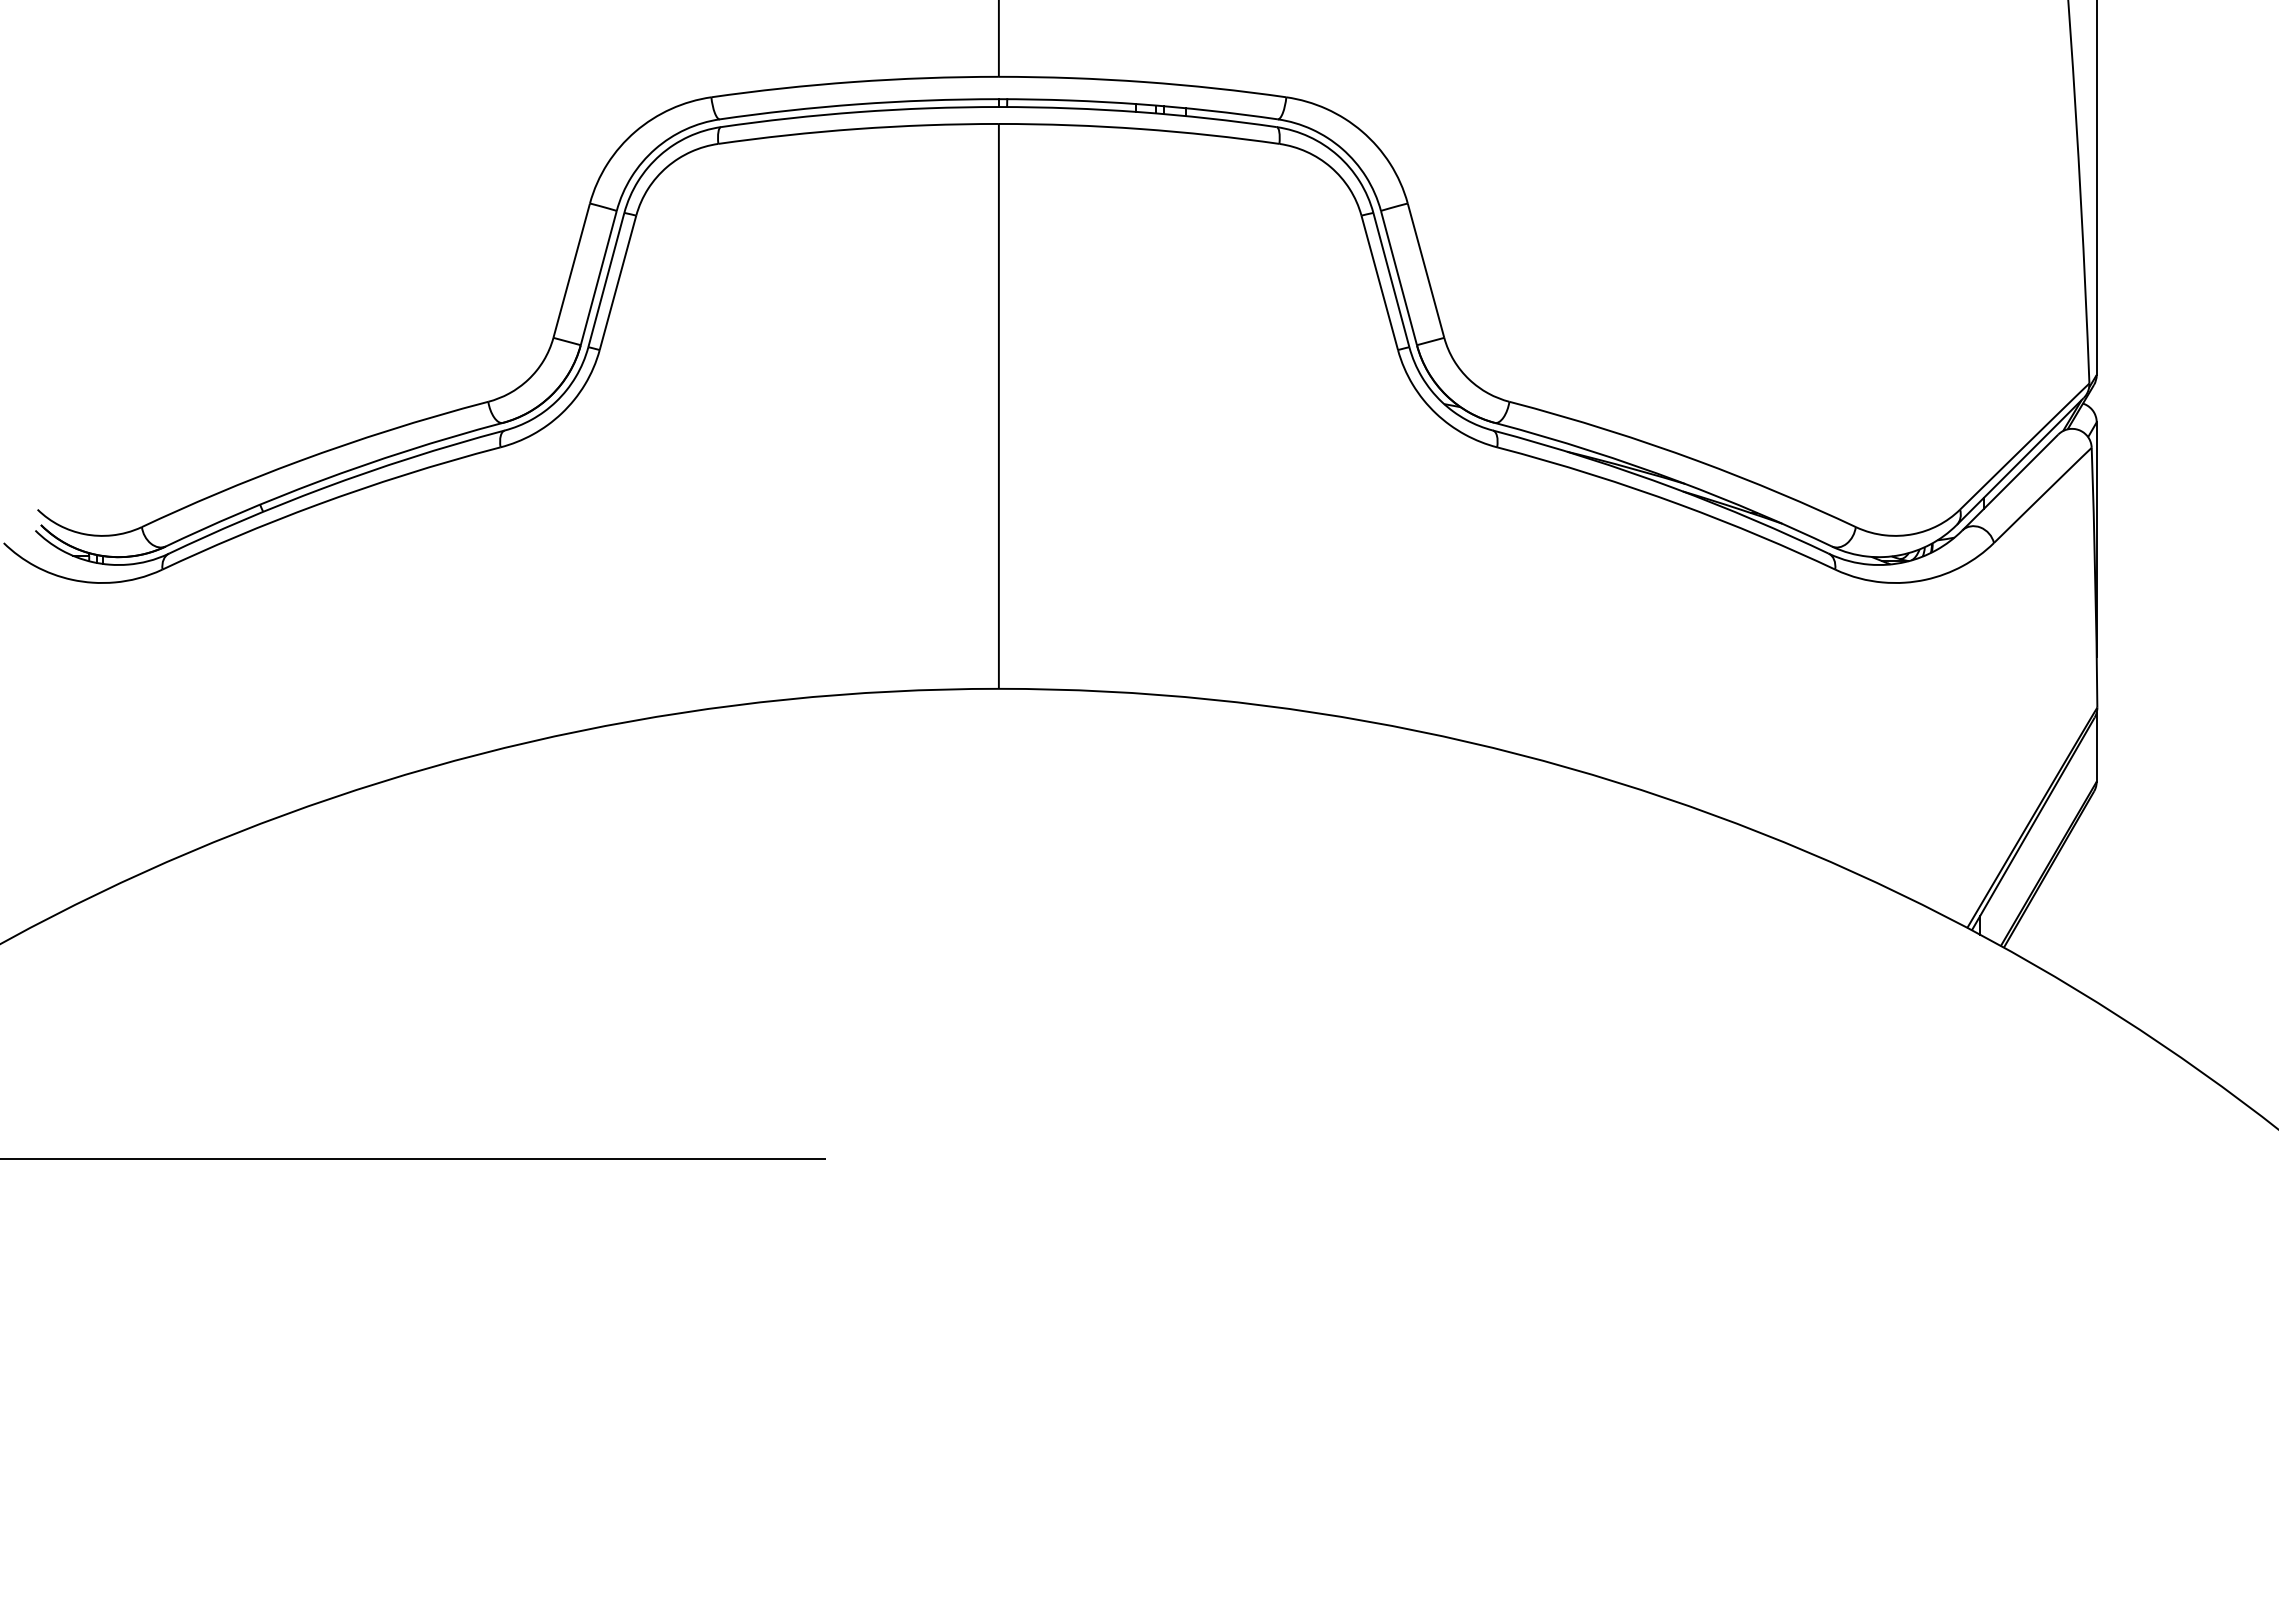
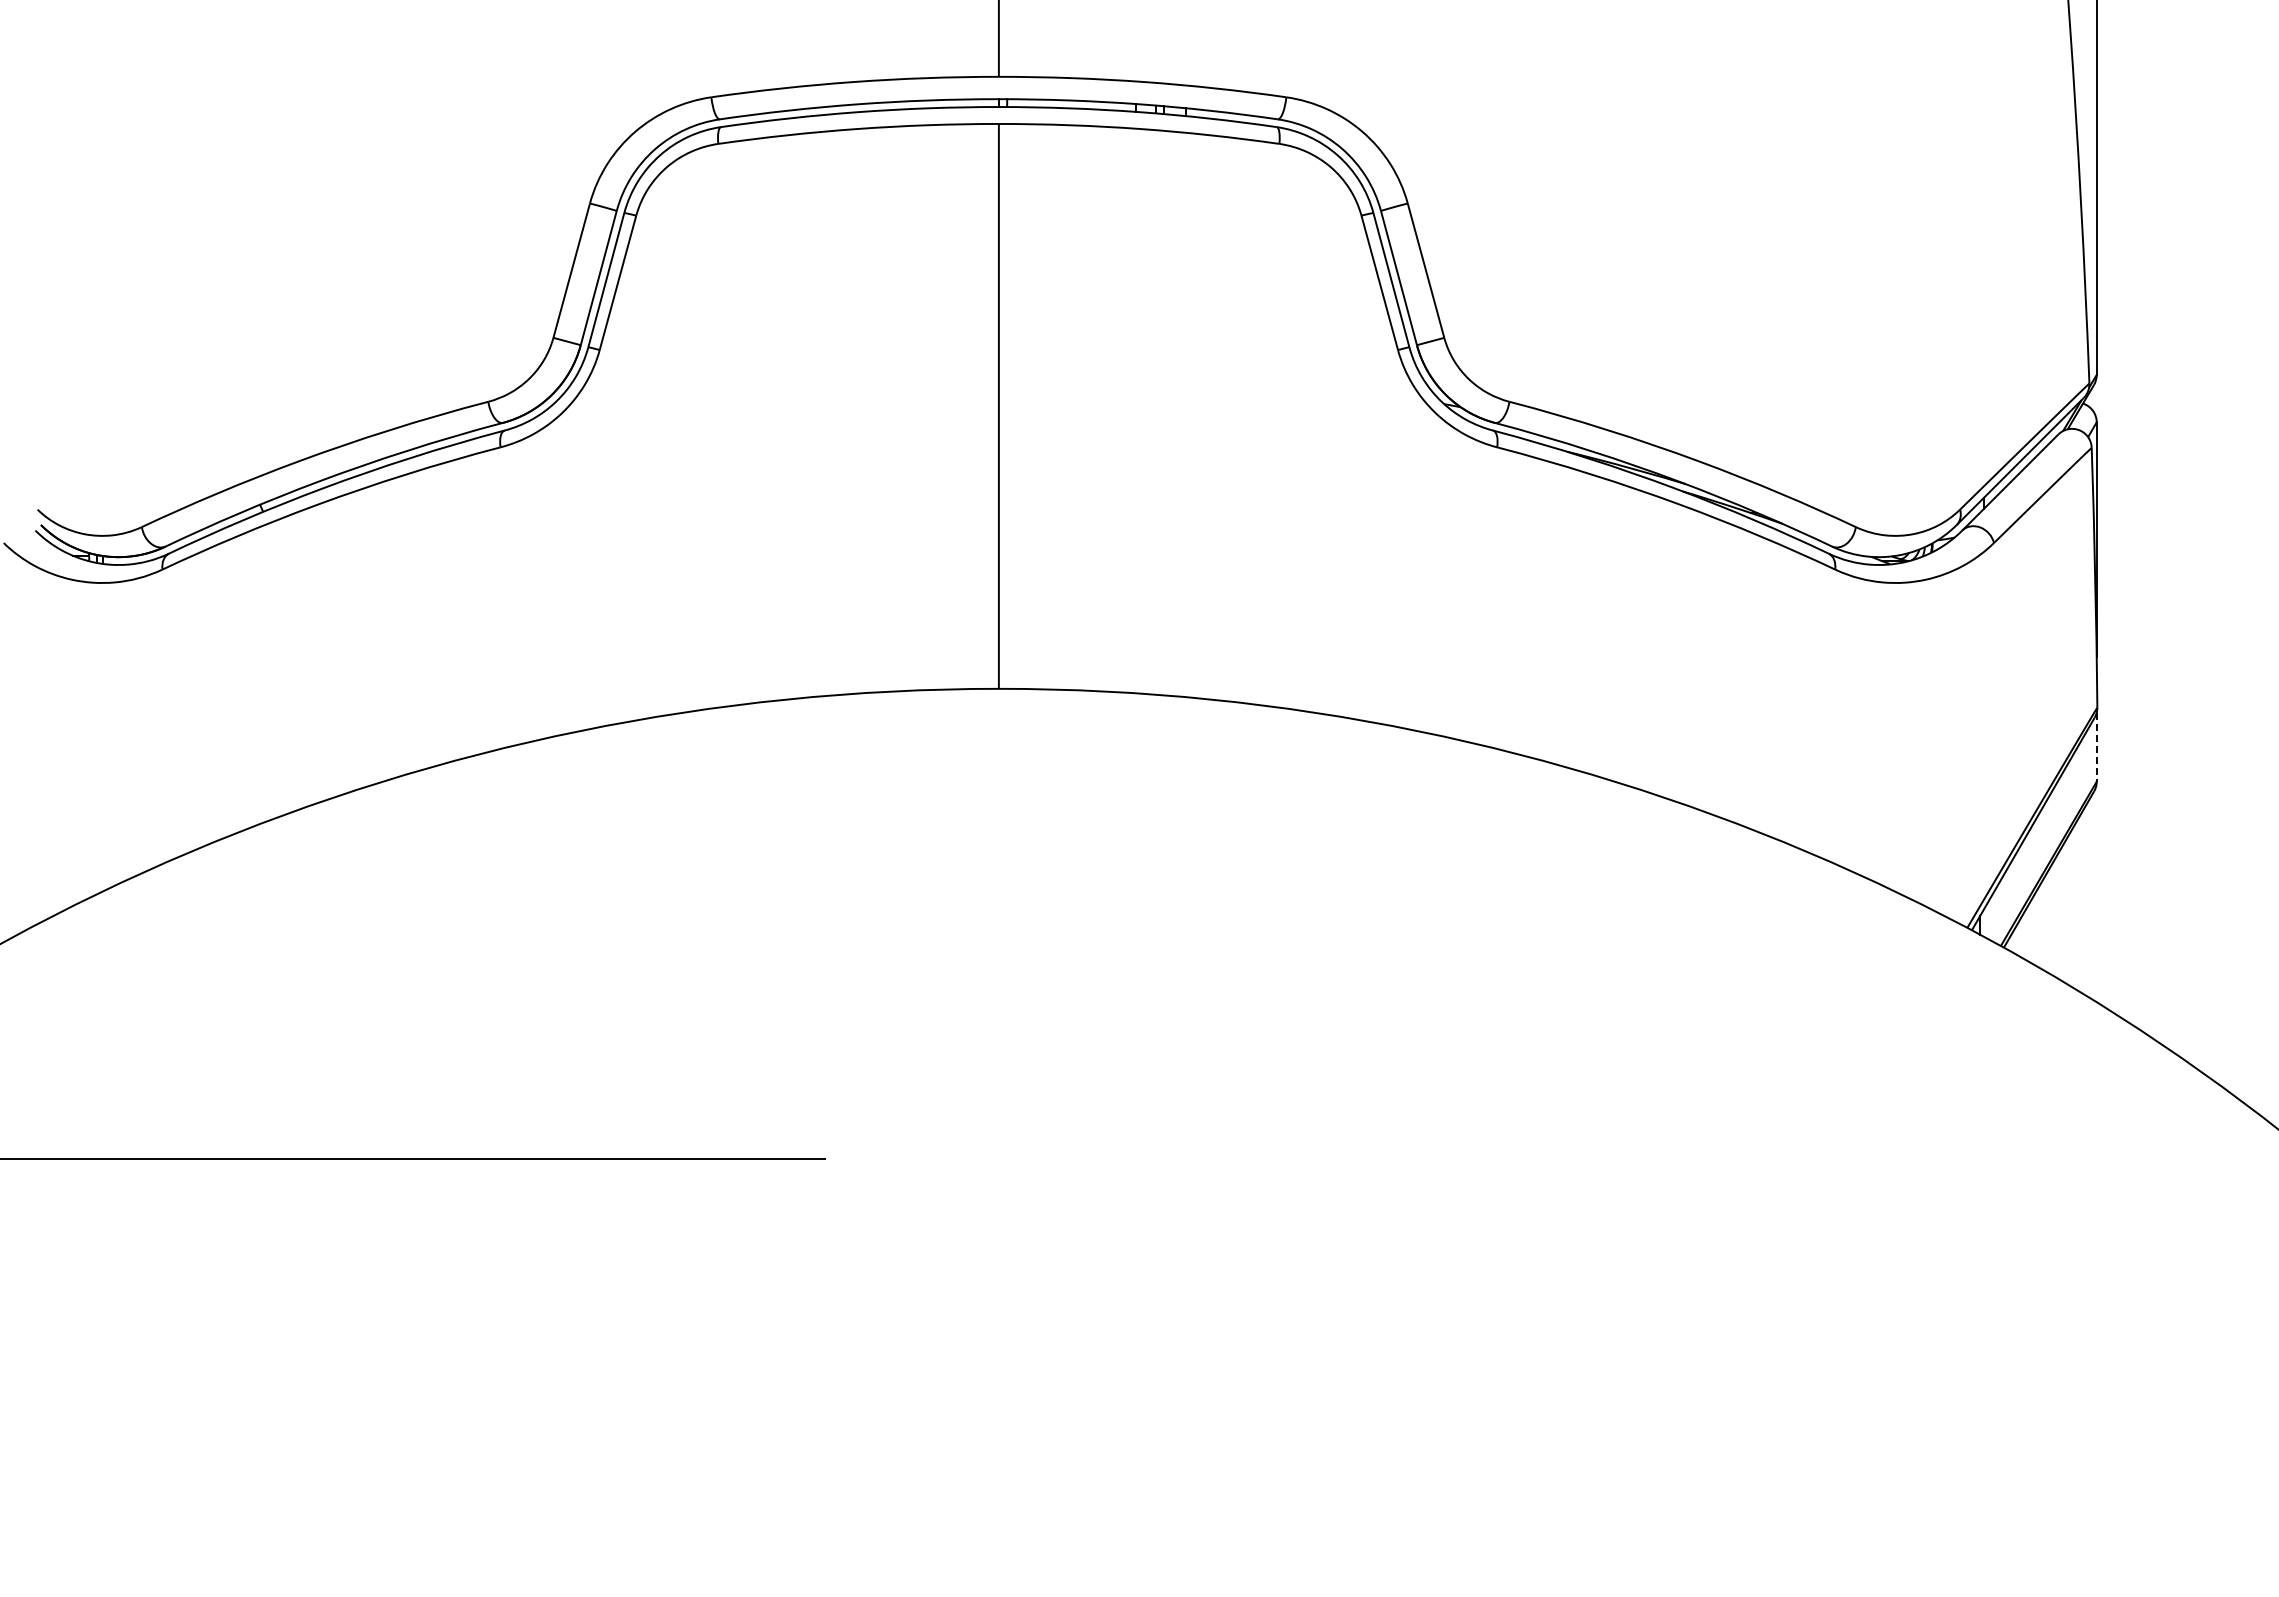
line: solid -> dashed (2096, 747)
